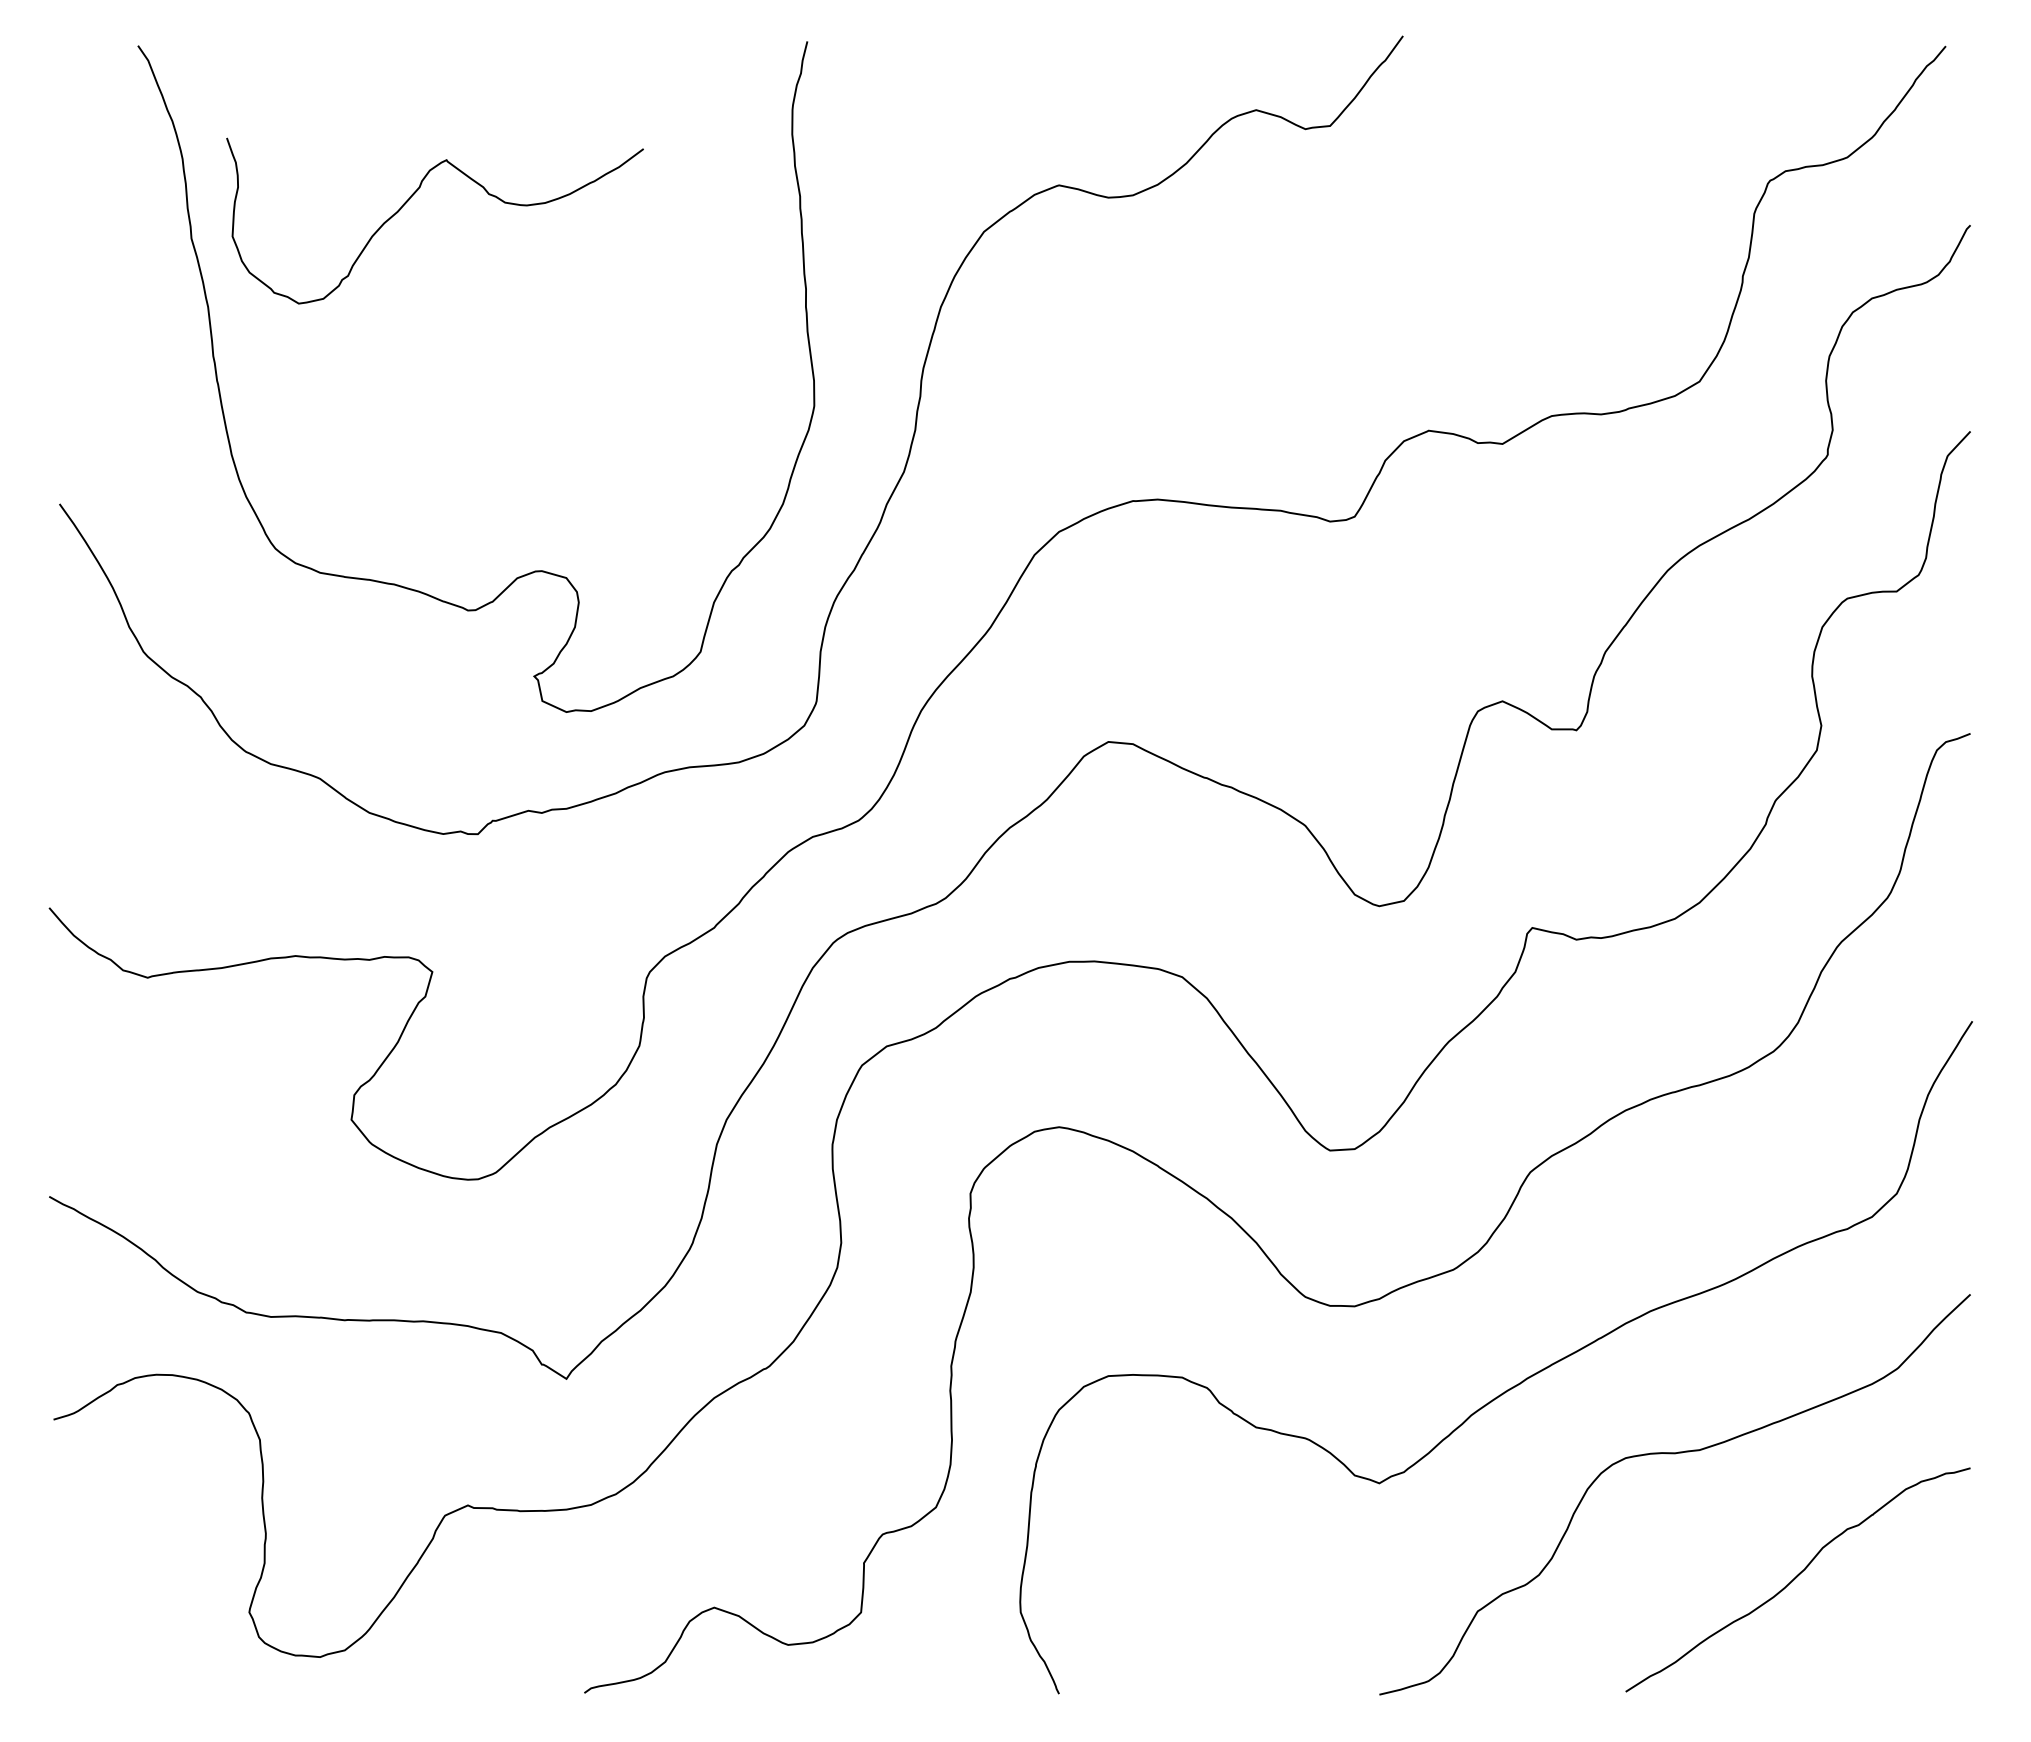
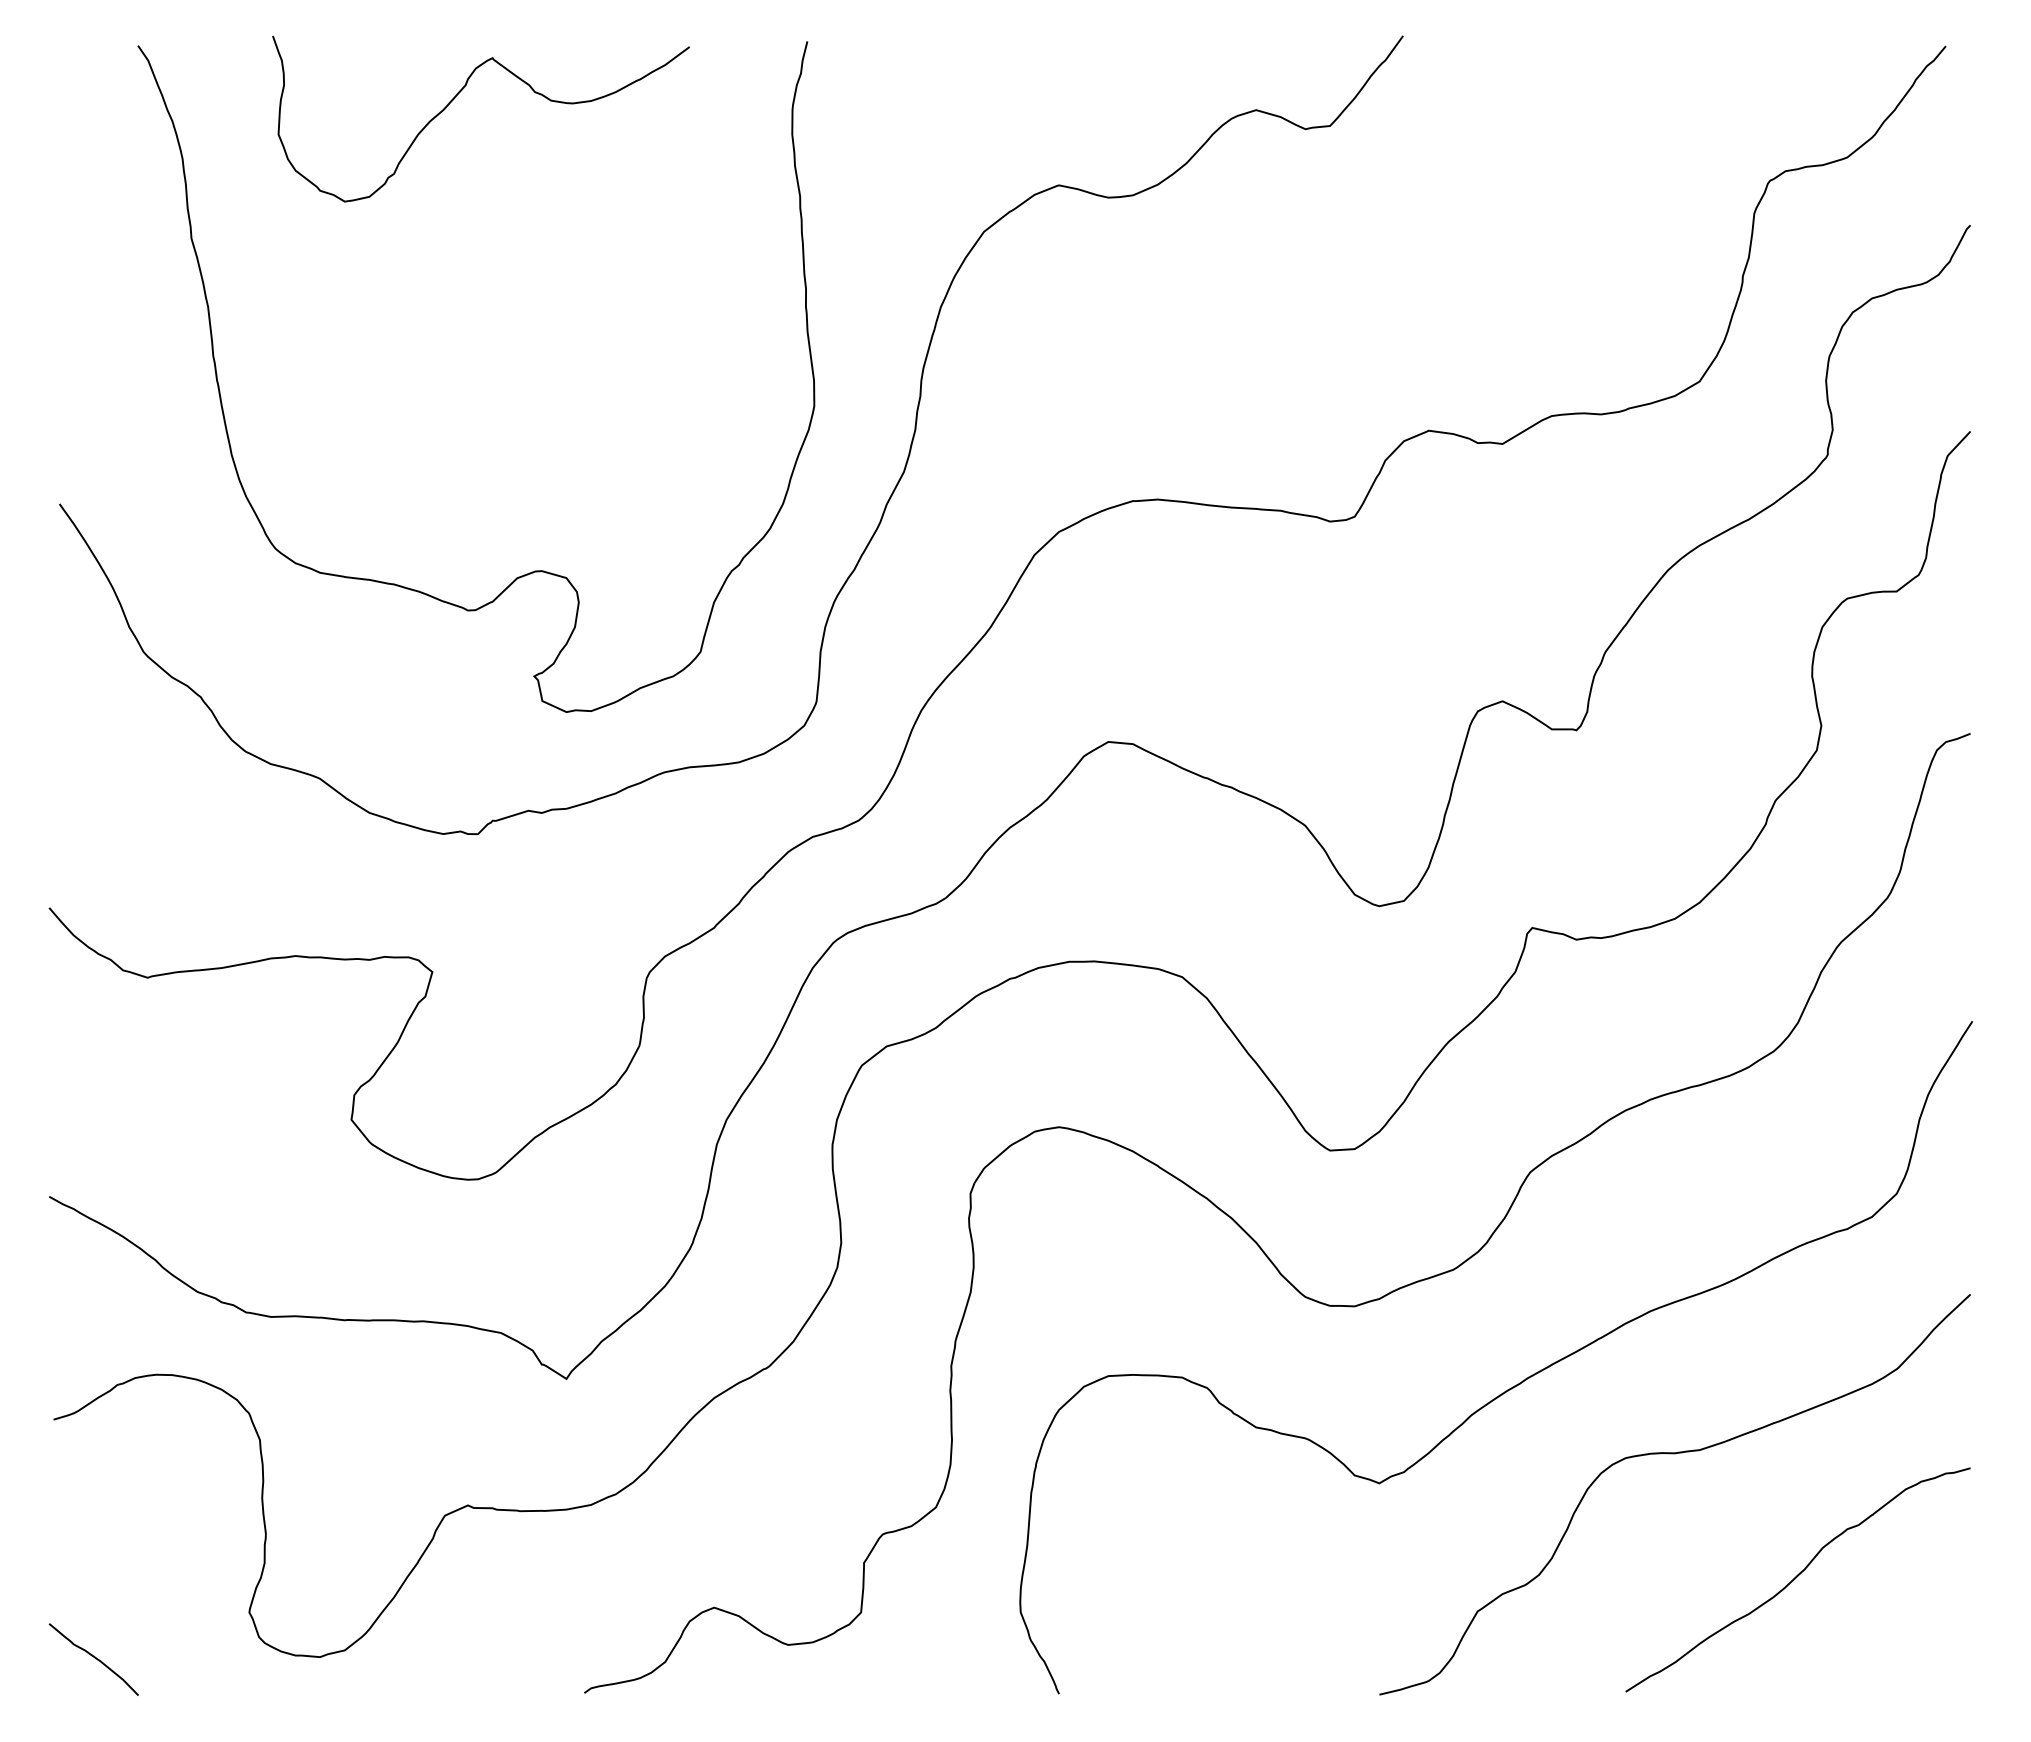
curve position: (409, 200) -> (455, 98) (455, 98)
curve: none -> present (94, 1658)
